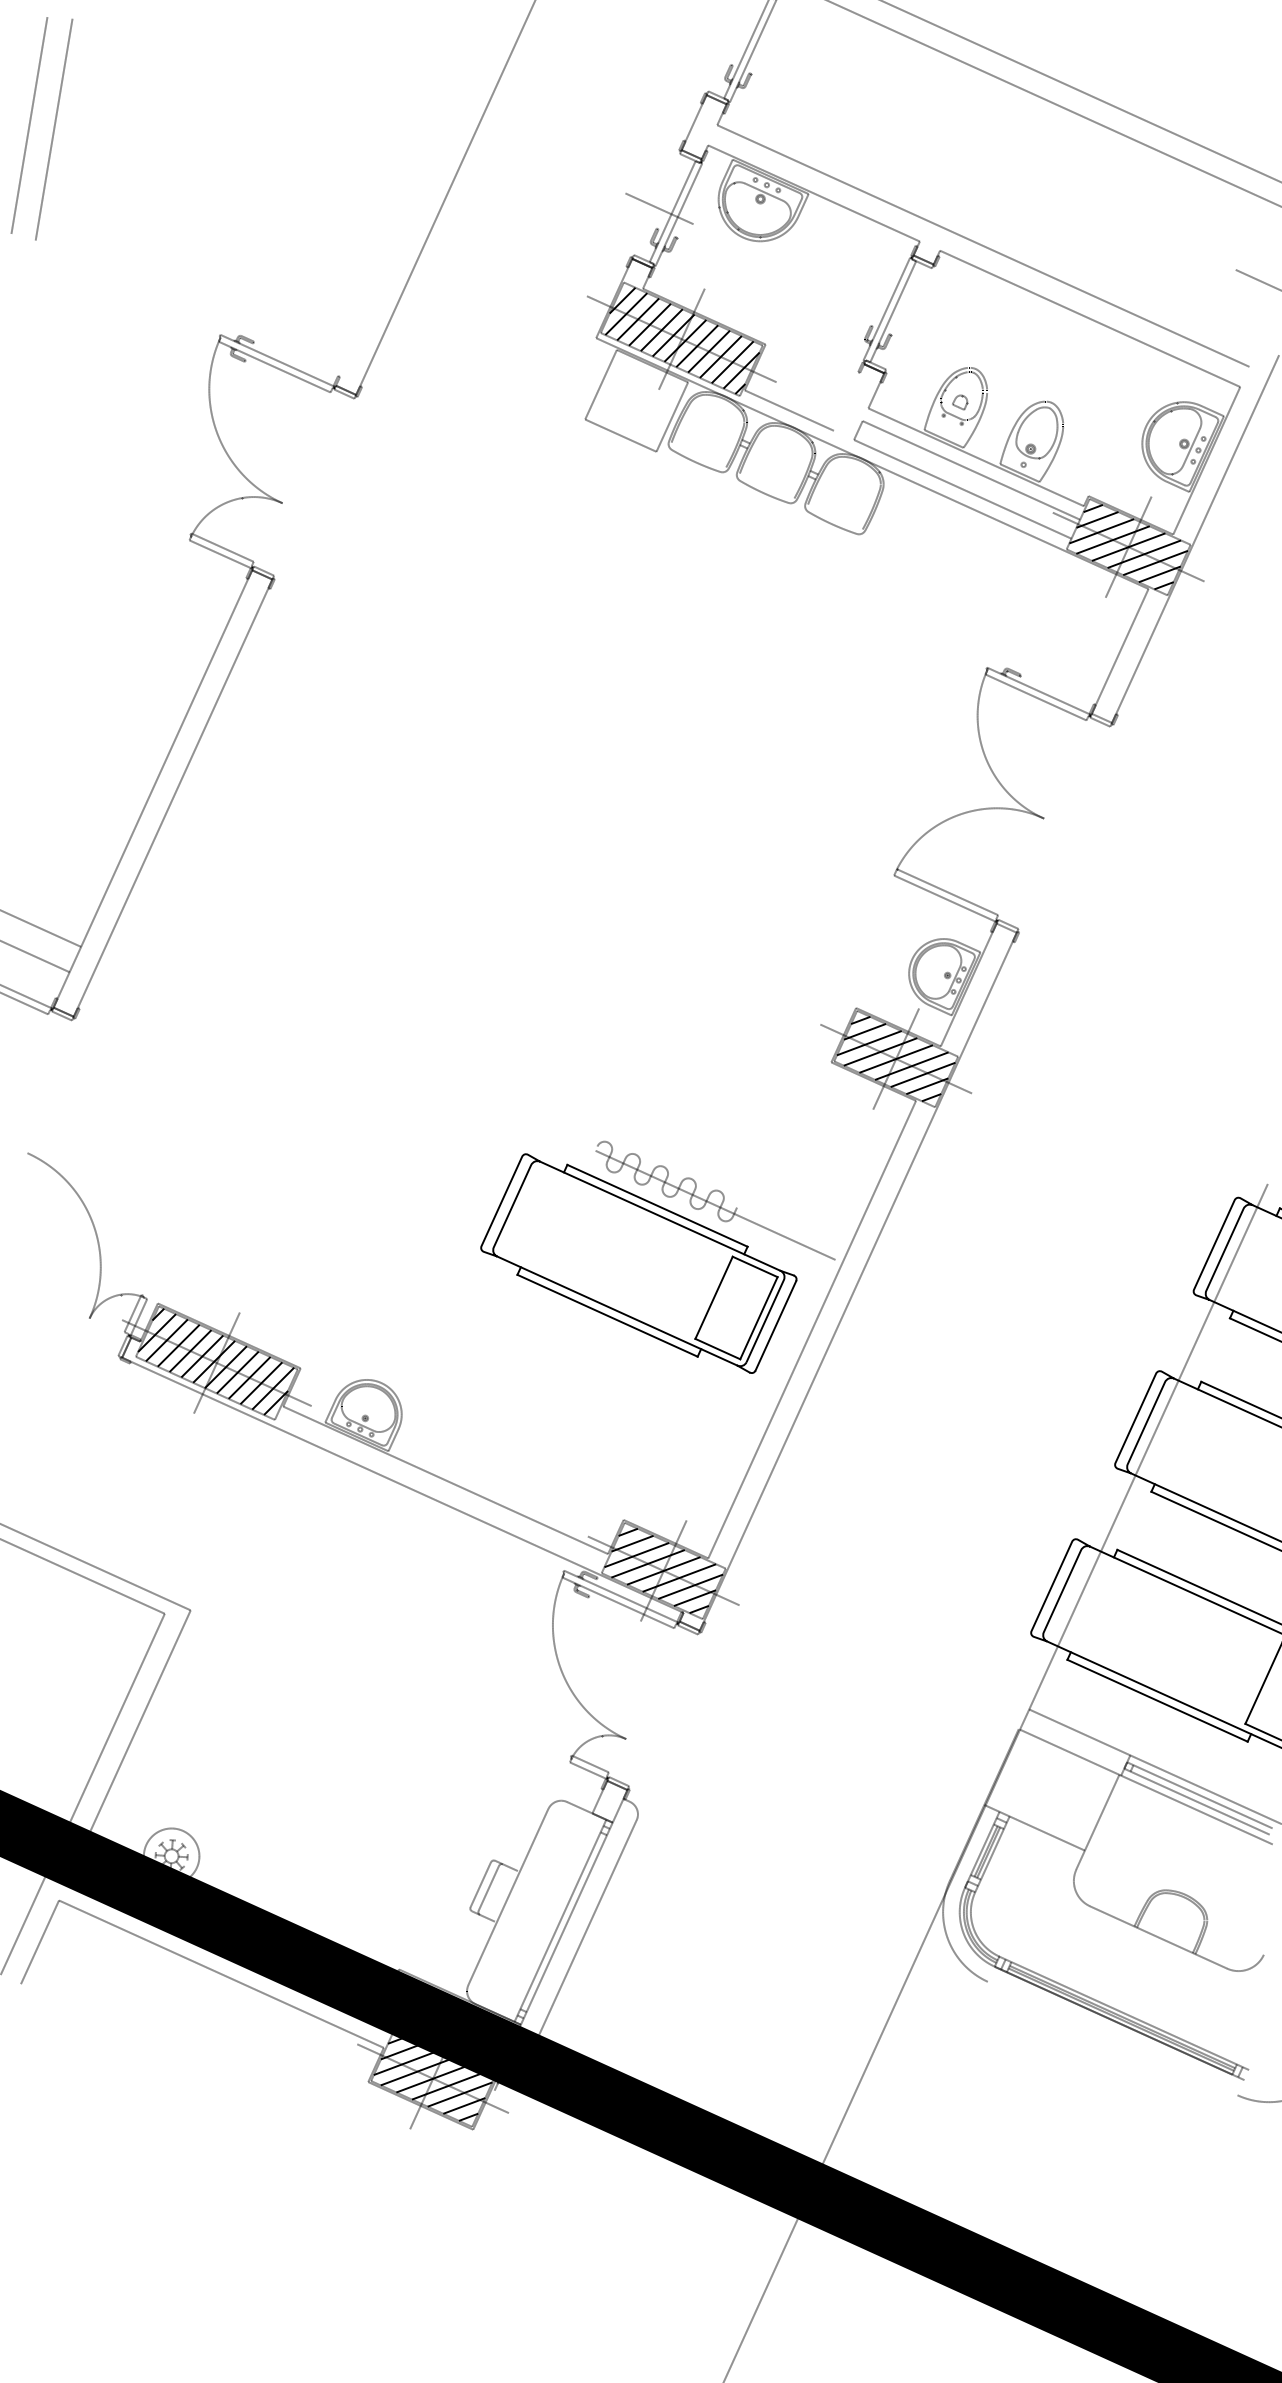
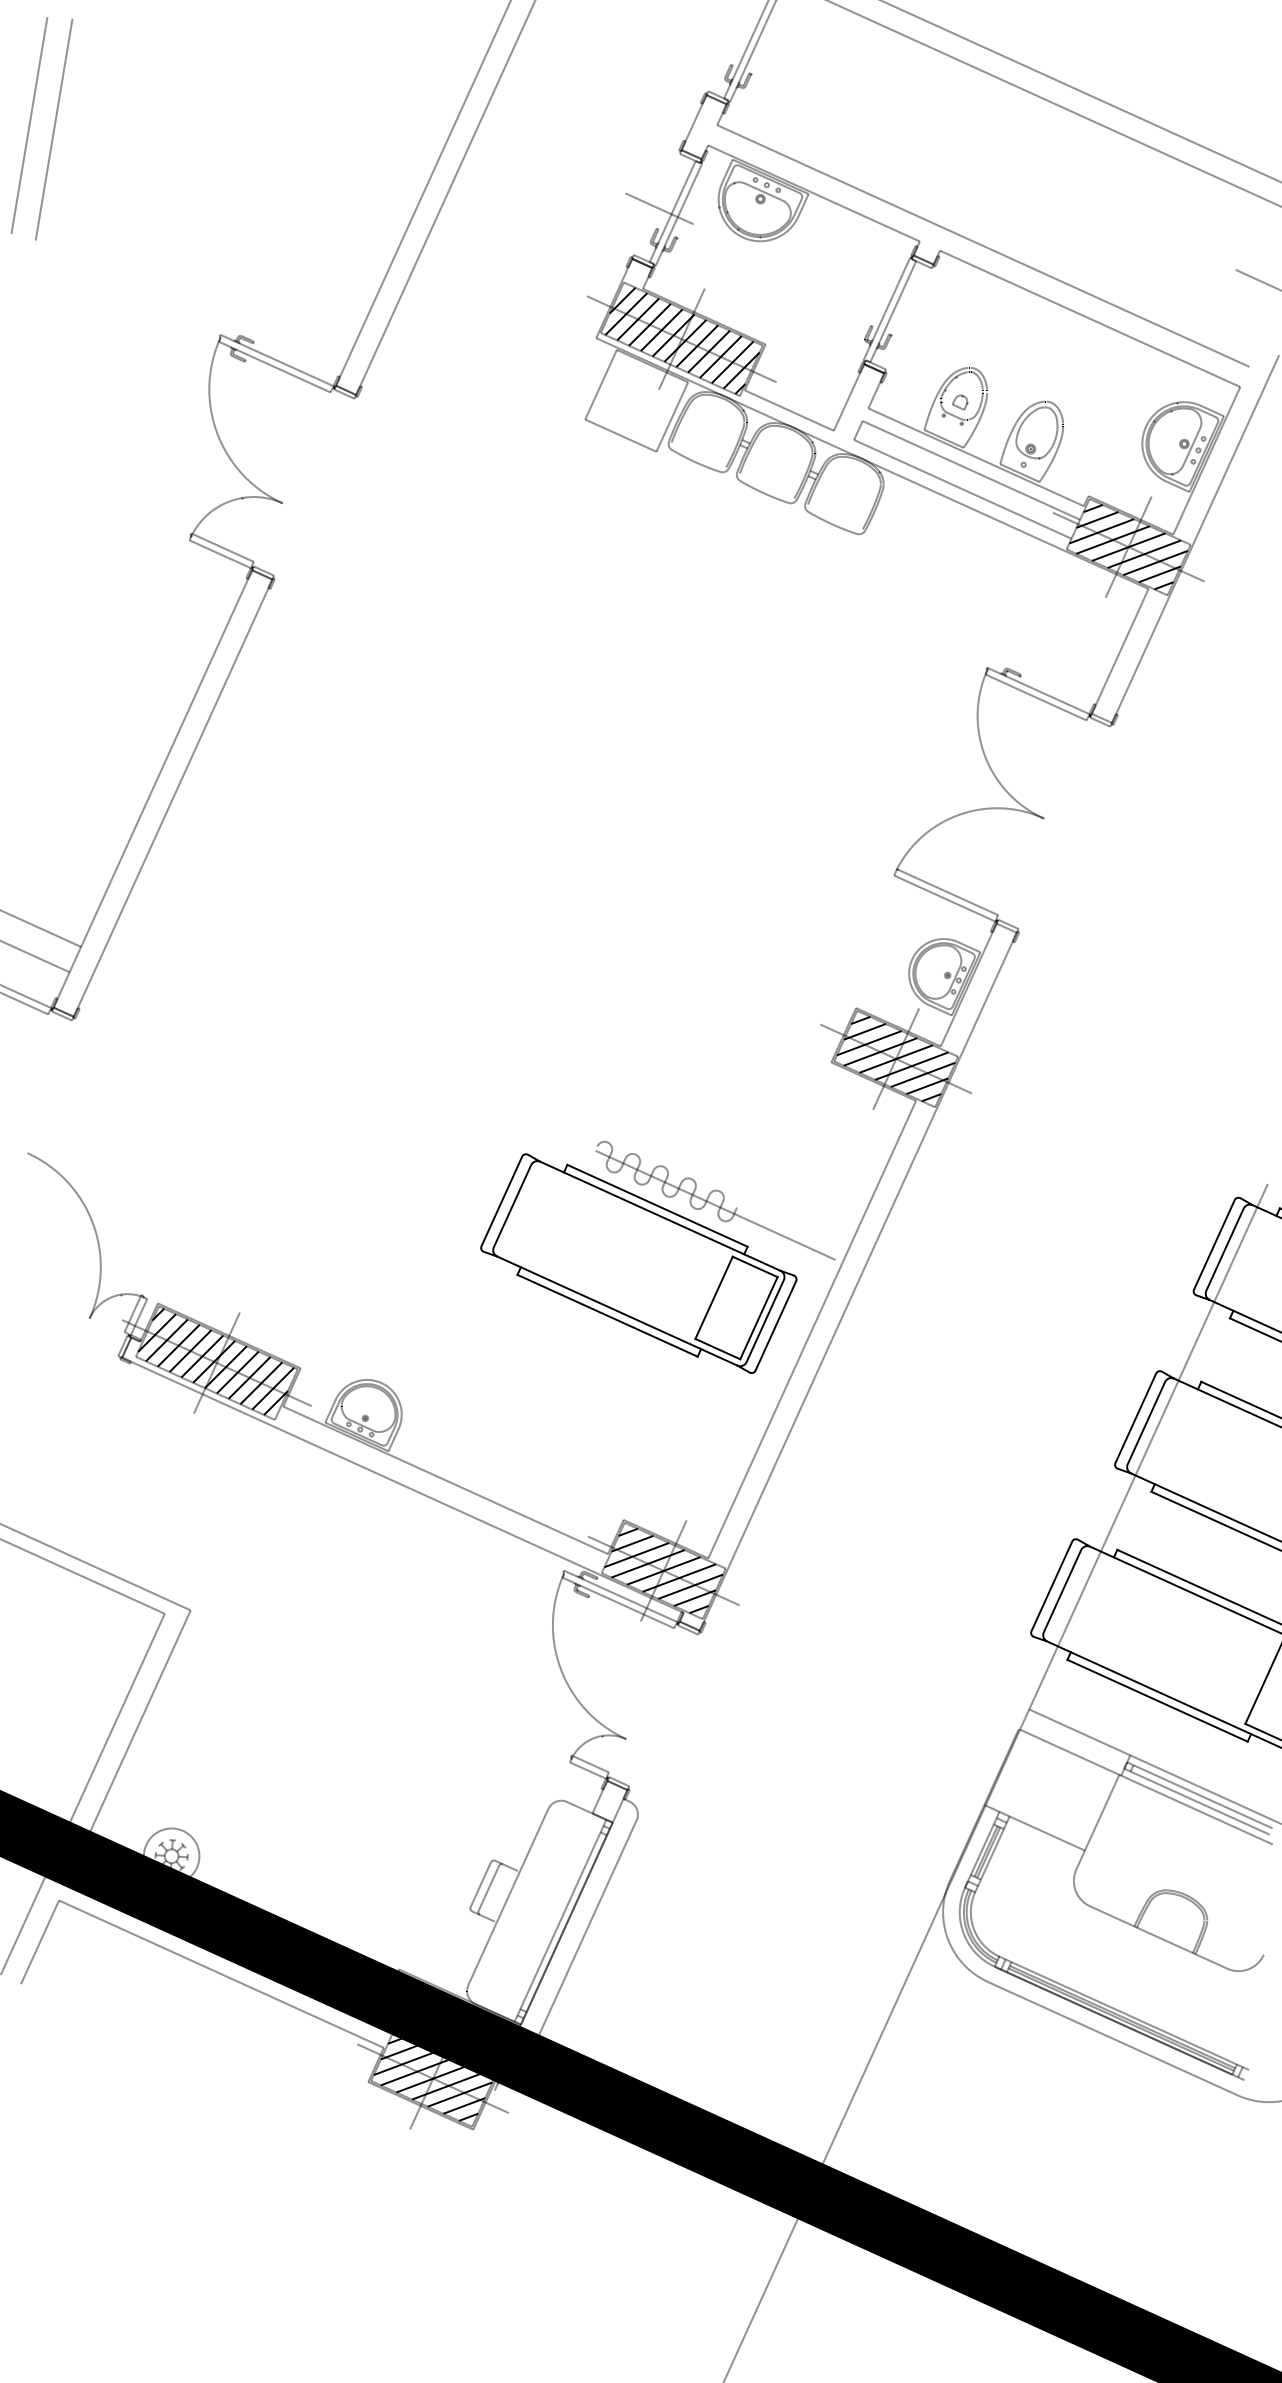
line: none -> present (422, 193)
line: none -> present (848, 397)
line: none -> present (566, 1923)
line: none -> present (1112, 2038)
